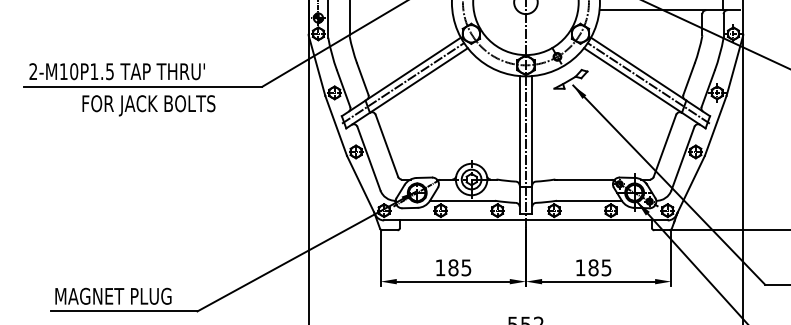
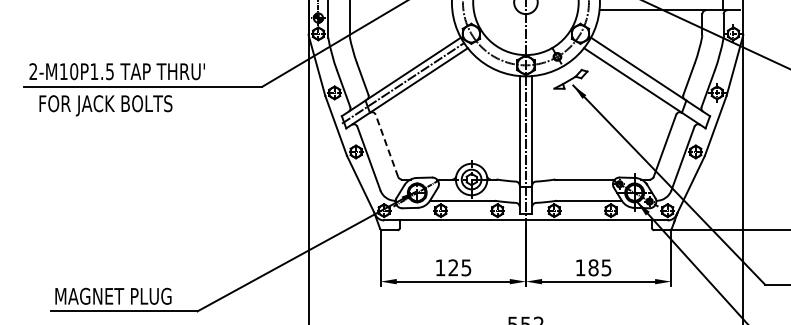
line: present -> none (648, 83)
text position: (148, 105) -> (105, 105) (105, 105)
line: solid -> dashed (386, 145)
text: 185 -> 125 (453, 267)
